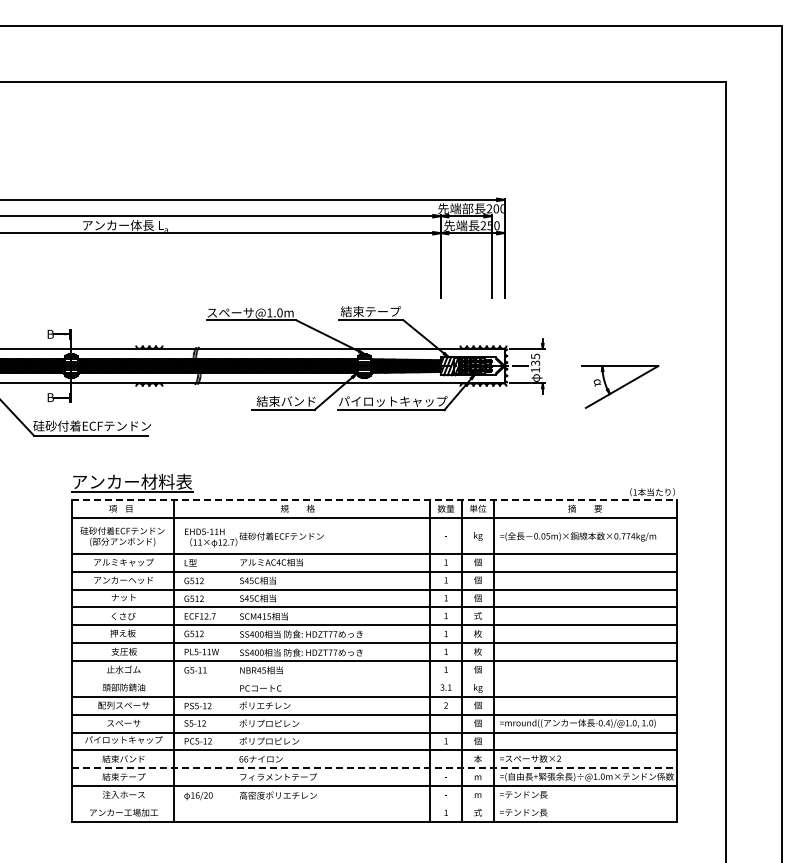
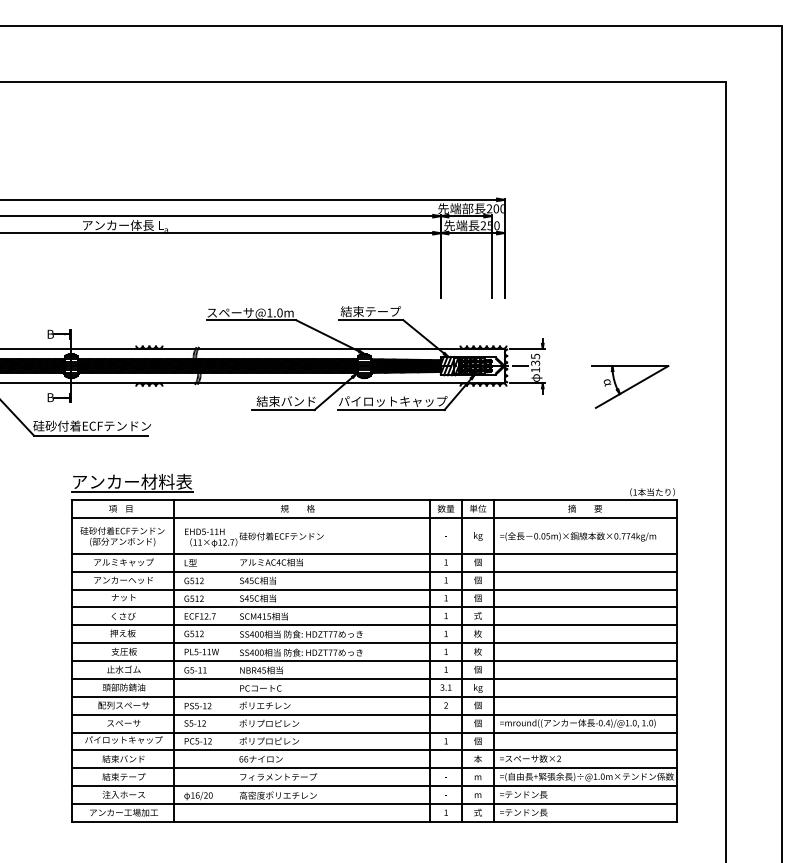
part position: (620, 386) -> (630, 386) (630, 386)
line: dashed -> solid (374, 500)
line: none -> present (374, 678)
line: dashed -> solid (374, 768)
line: none -> present (374, 804)
